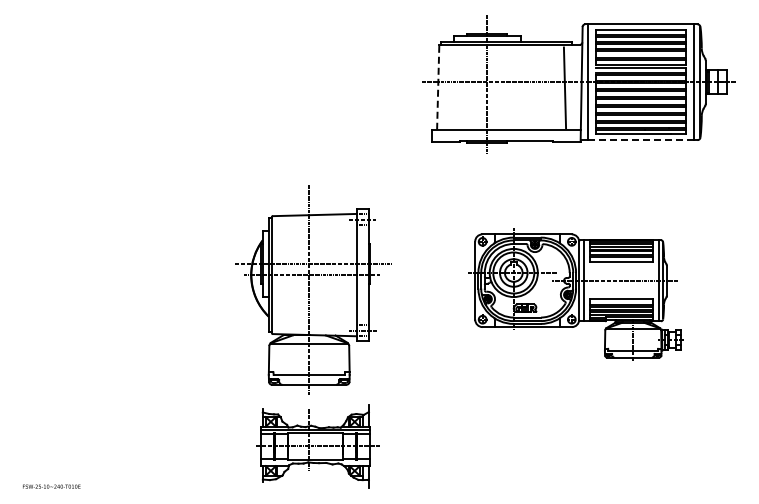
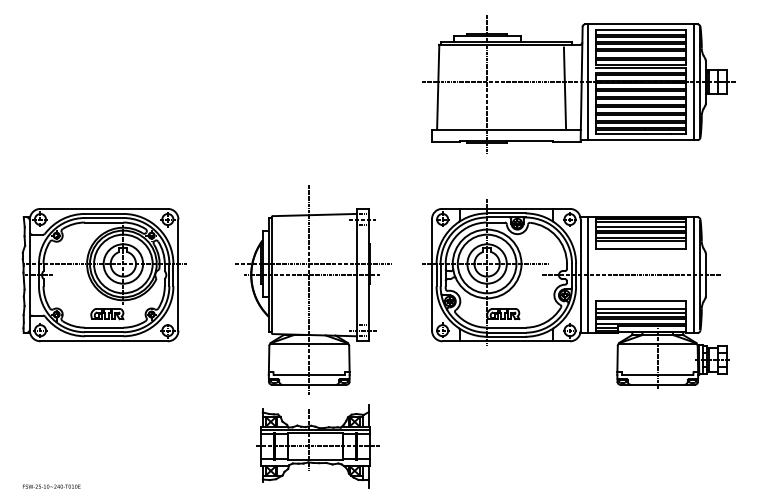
line: dashed -> solid (438, 86)
line: dashed -> solid (640, 140)
part: none -> present (103, 275)
part size: 216x133 px -> 308x190 px (575, 293)
